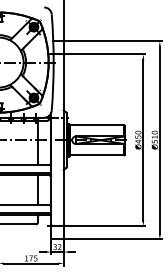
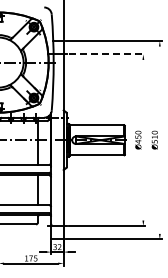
line: solid -> dashed (107, 54)
line: present -> none (143, 139)
line: present -> none (159, 139)
